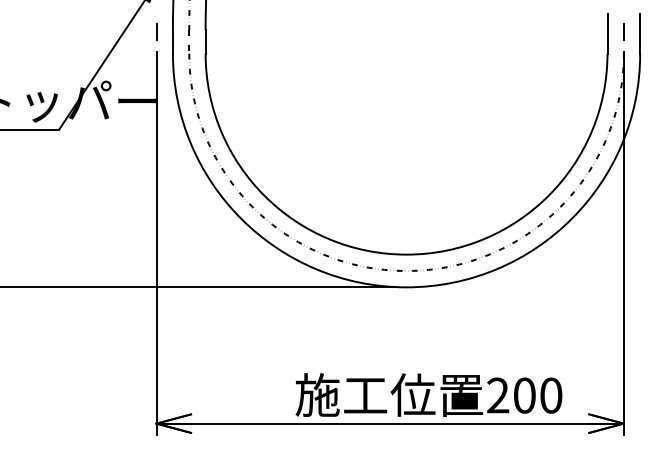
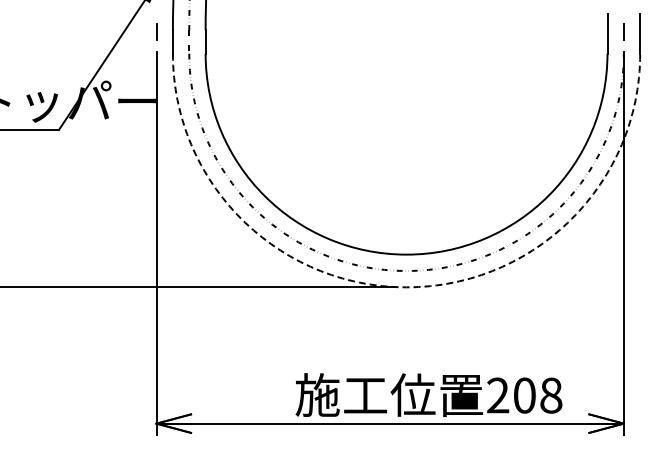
arc: solid -> dashed (406, 287)
text: 200 -> 208 (551, 395)
